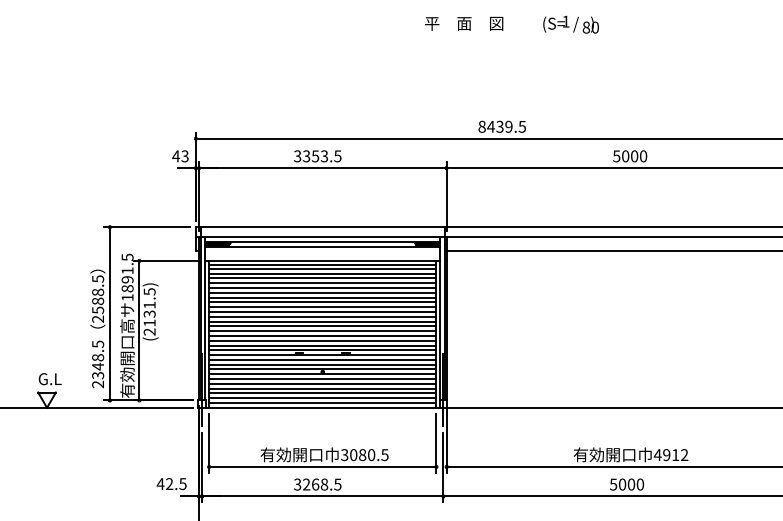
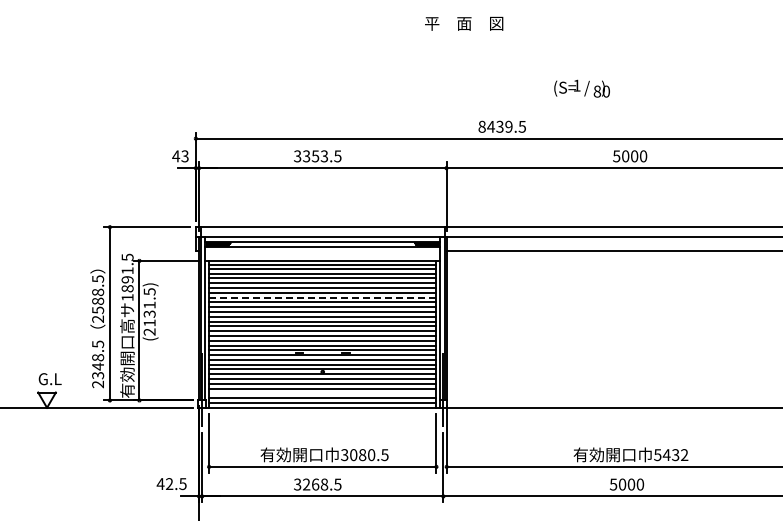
text position: (570, 24) -> (581, 88) (581, 88)
line: solid -> dashed (322, 297)
line: present -> none (322, 393)
text: 4912 -> 5432 (666, 455)
